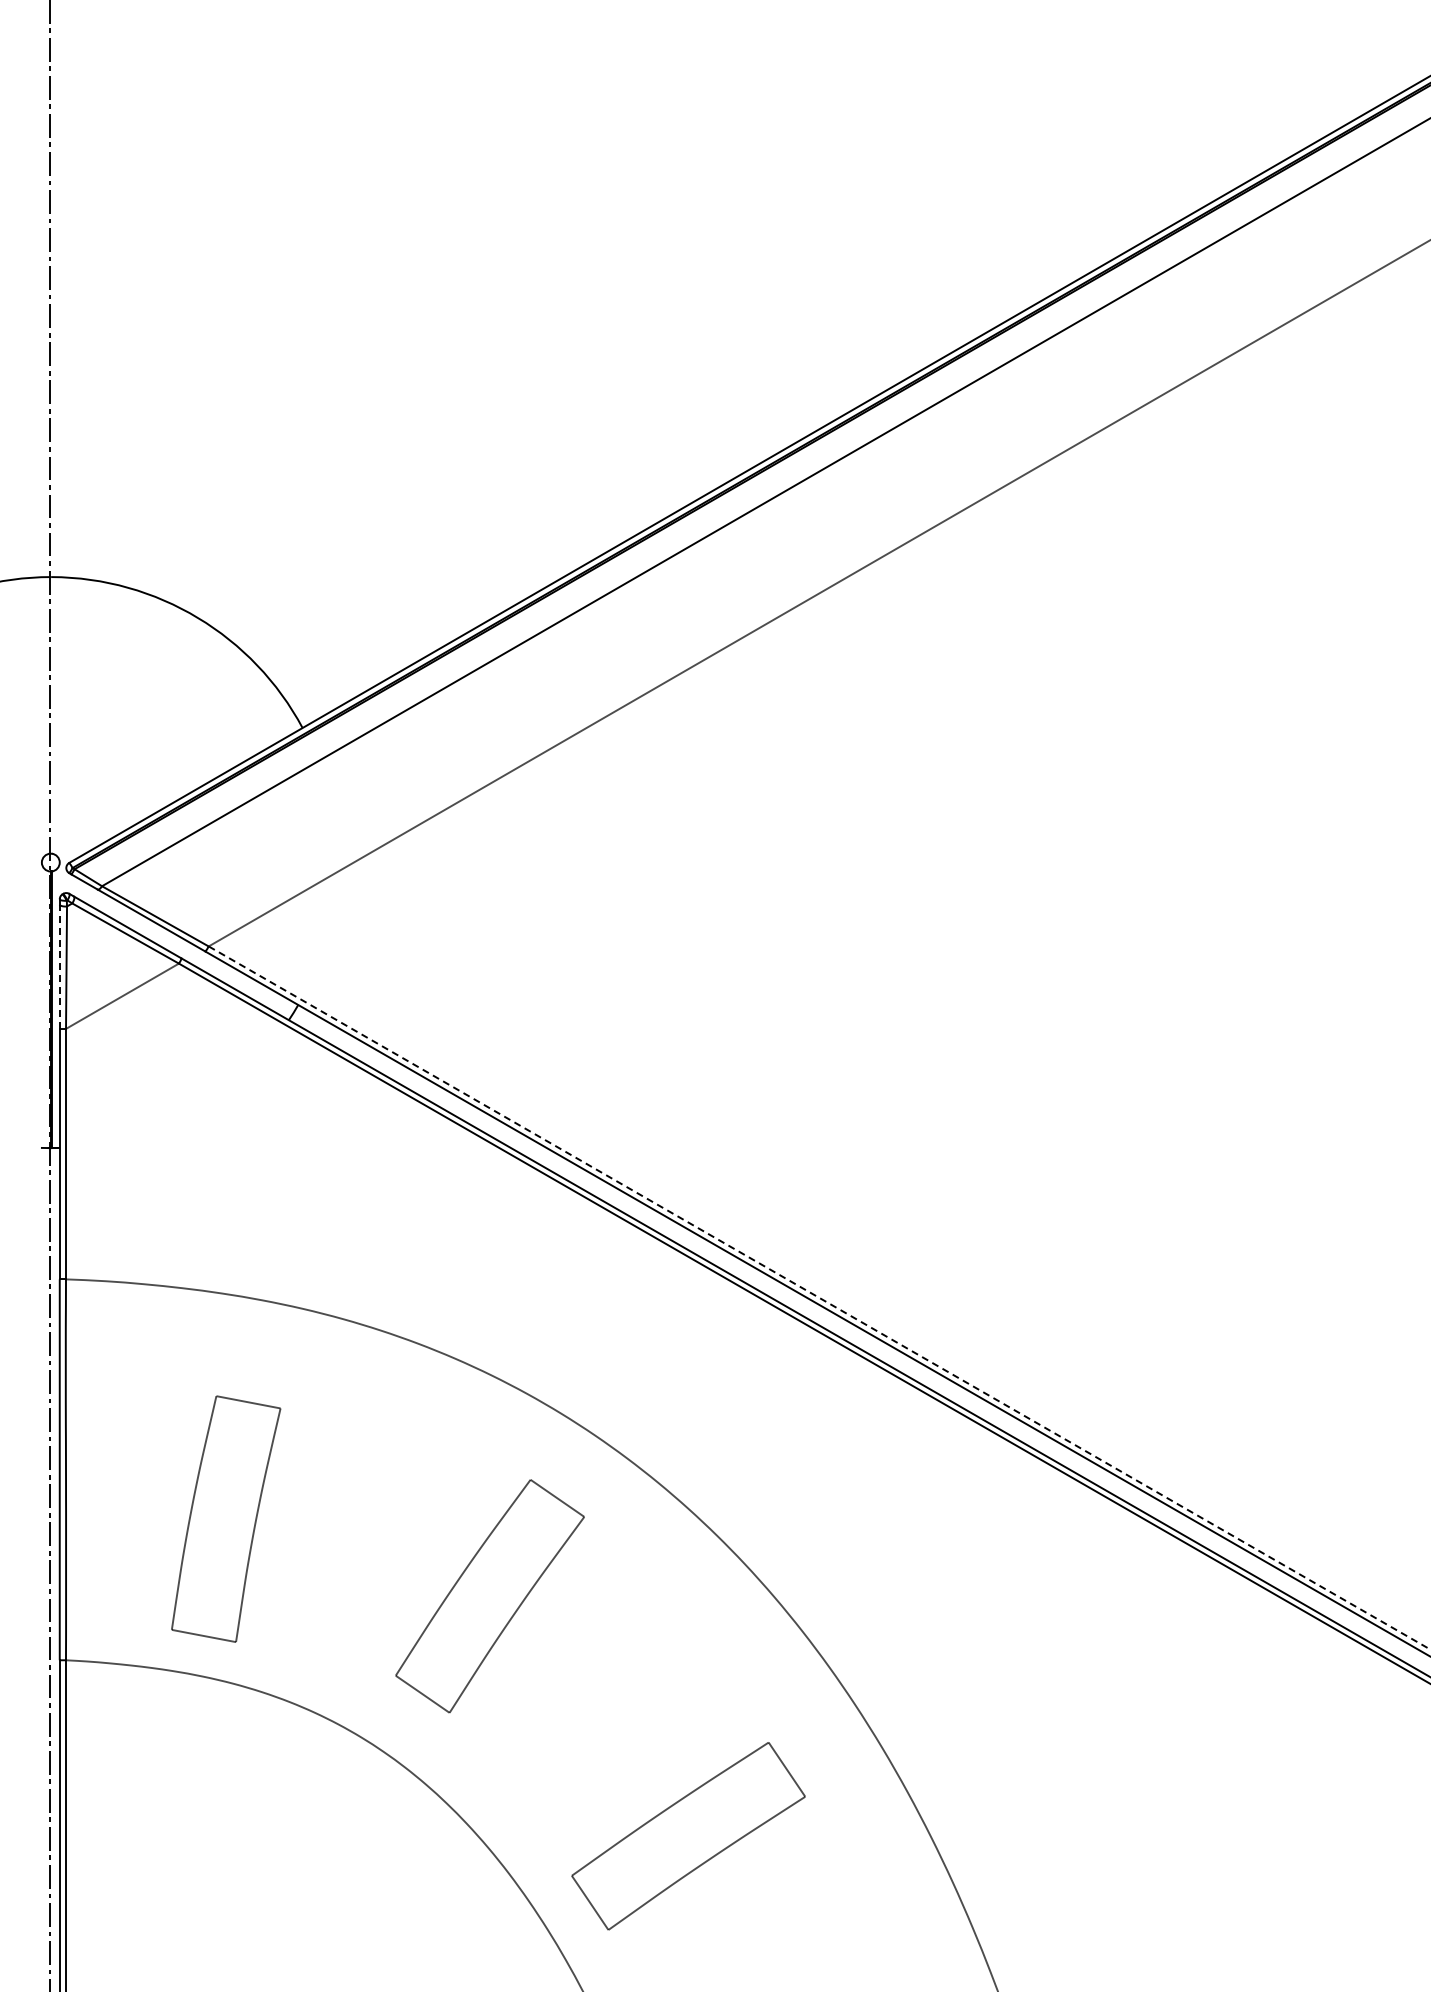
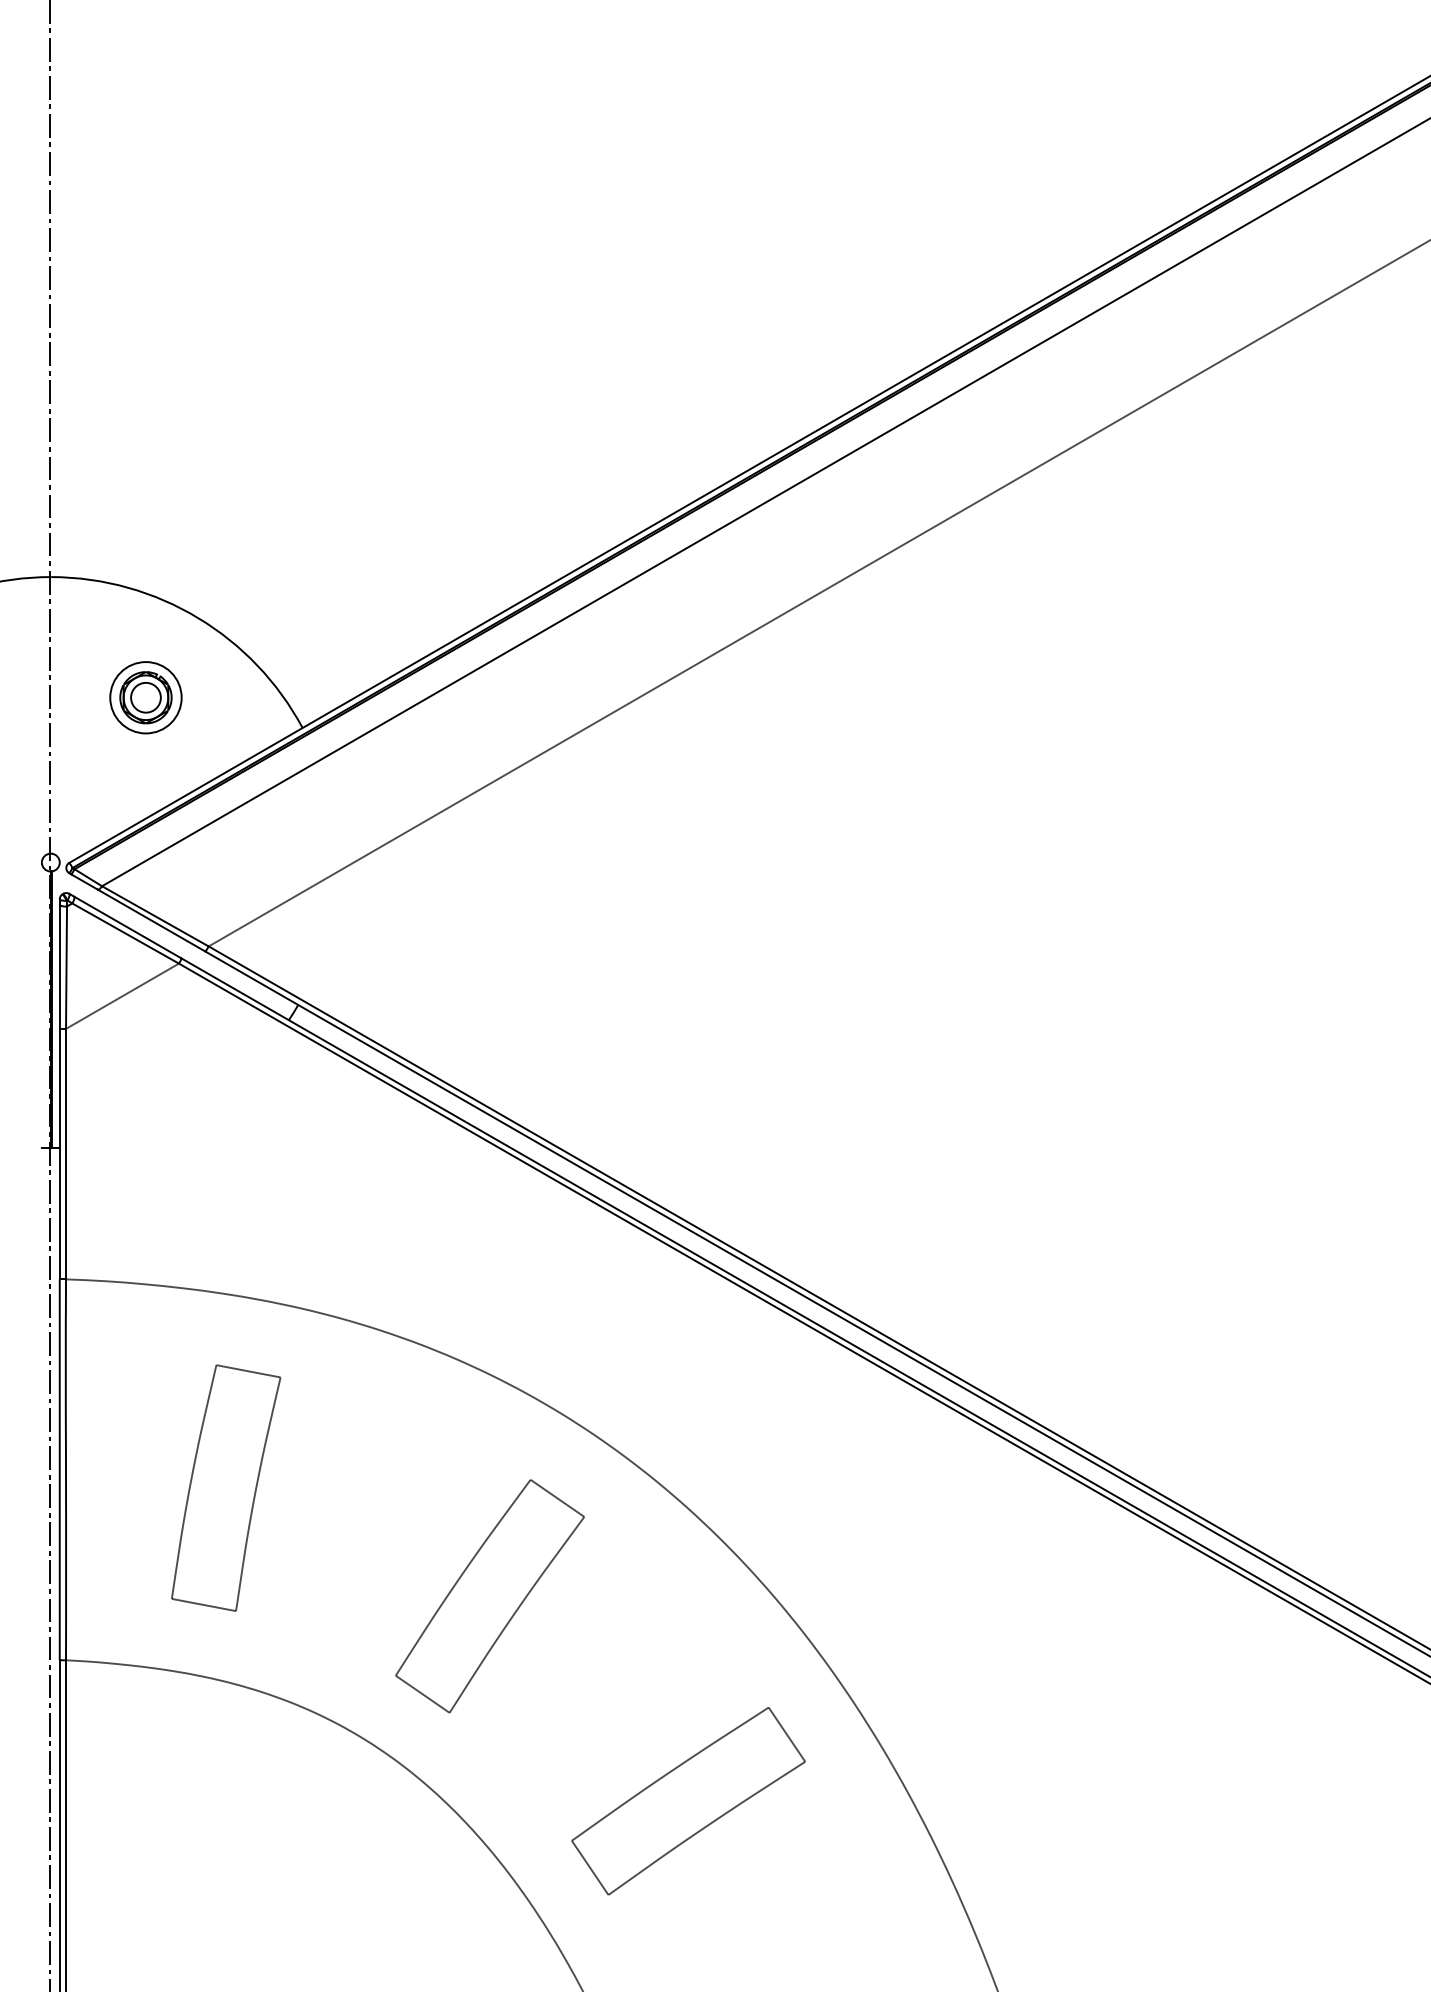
part: none -> present (145, 697)
line: dashed -> solid (59, 966)
line: dashed -> solid (819, 1297)
part position: (226, 1518) -> (226, 1487) (226, 1487)
part position: (688, 1836) -> (688, 1801) (688, 1801)
